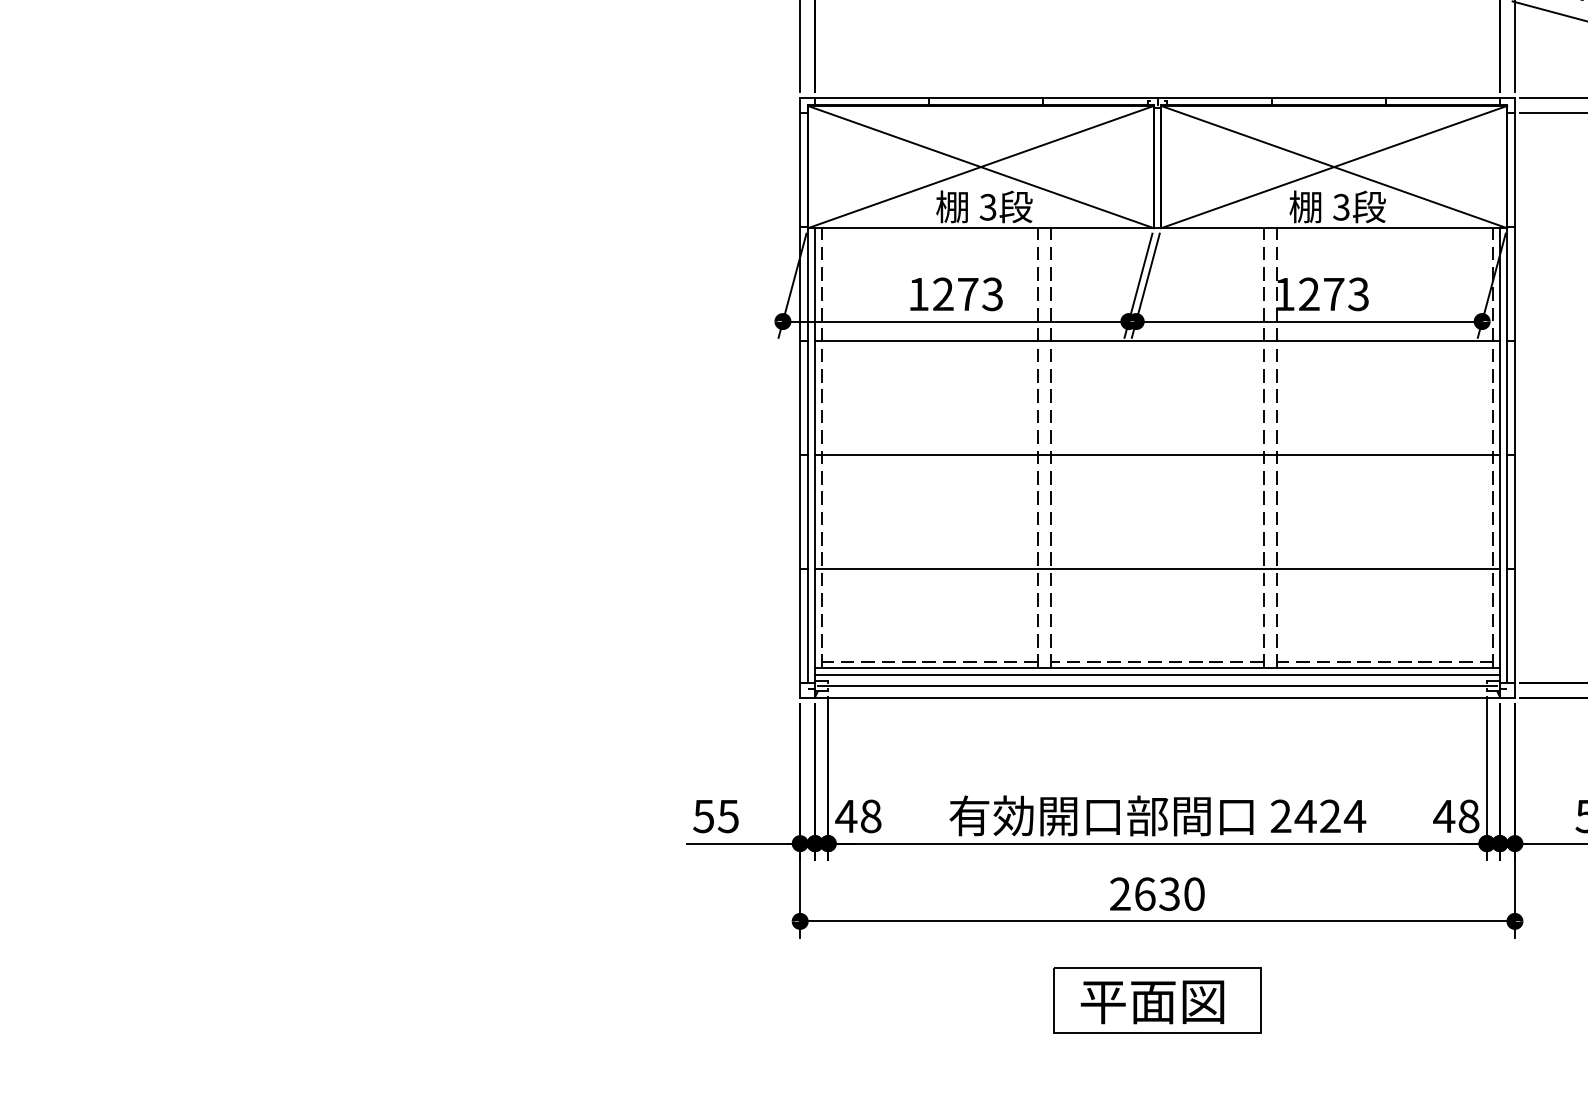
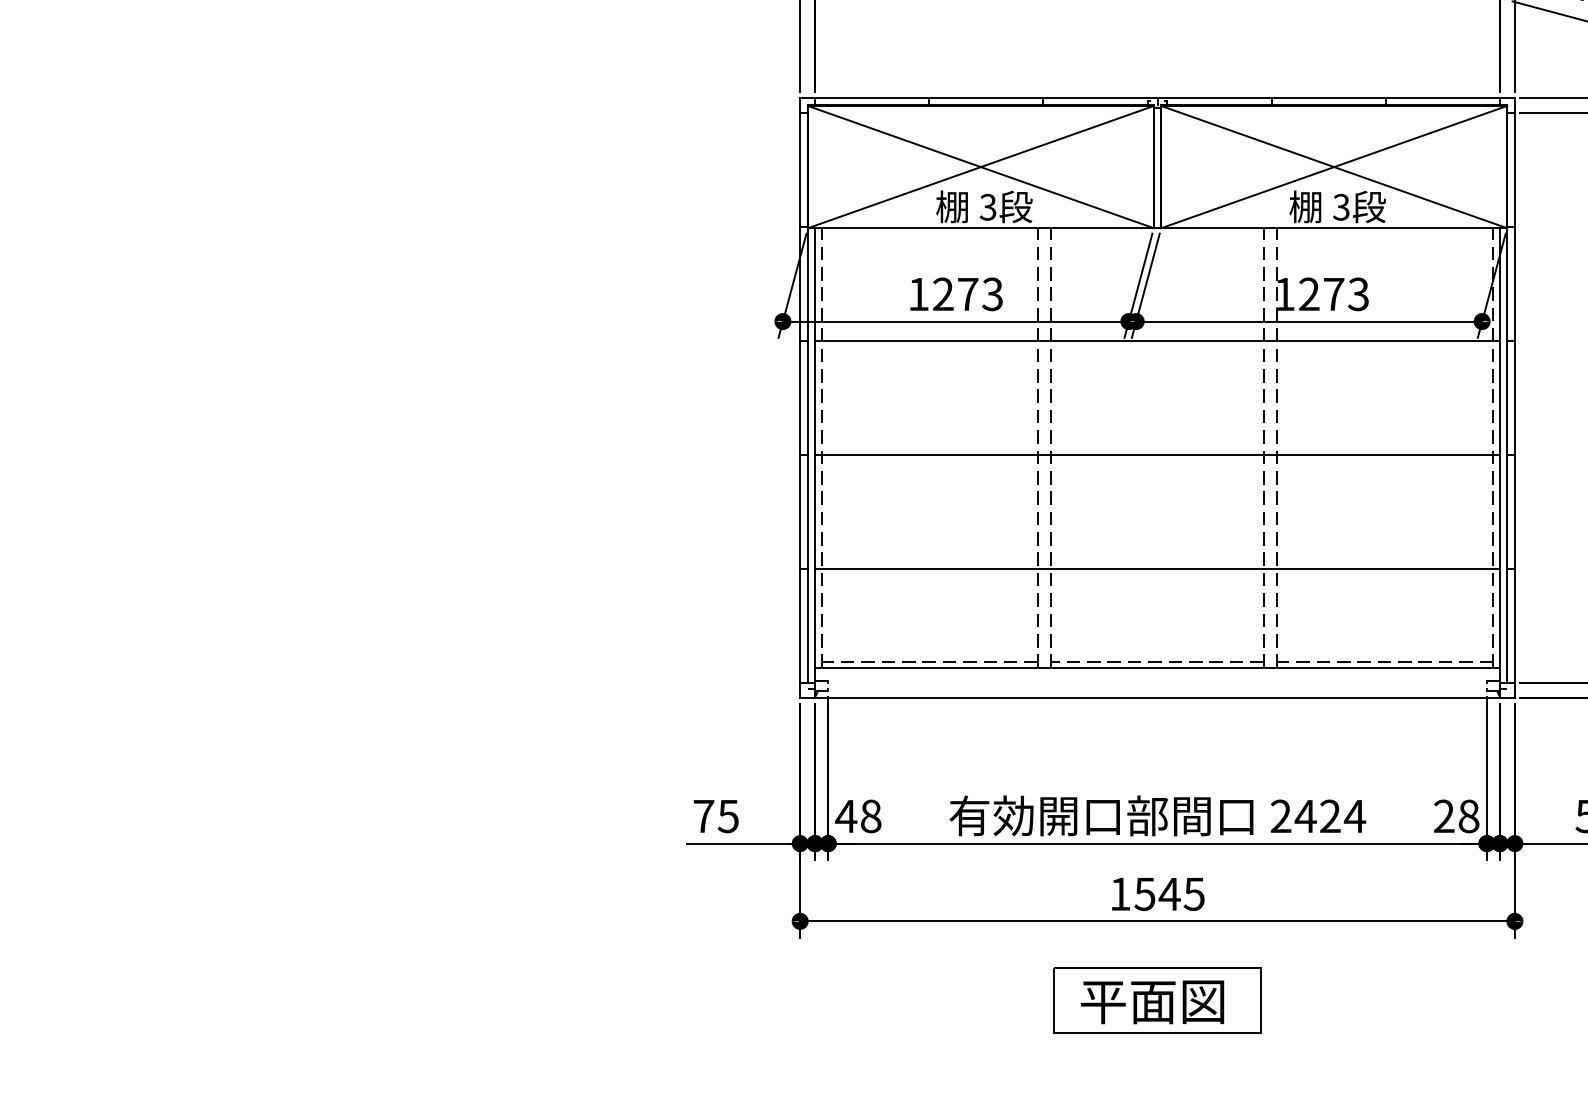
line: present -> none (1157, 675)
line: present -> none (1157, 686)
text: 48 -> 28 (1444, 815)
text: 55 -> 75 (703, 816)
text: 2630 -> 1545 (1157, 893)
